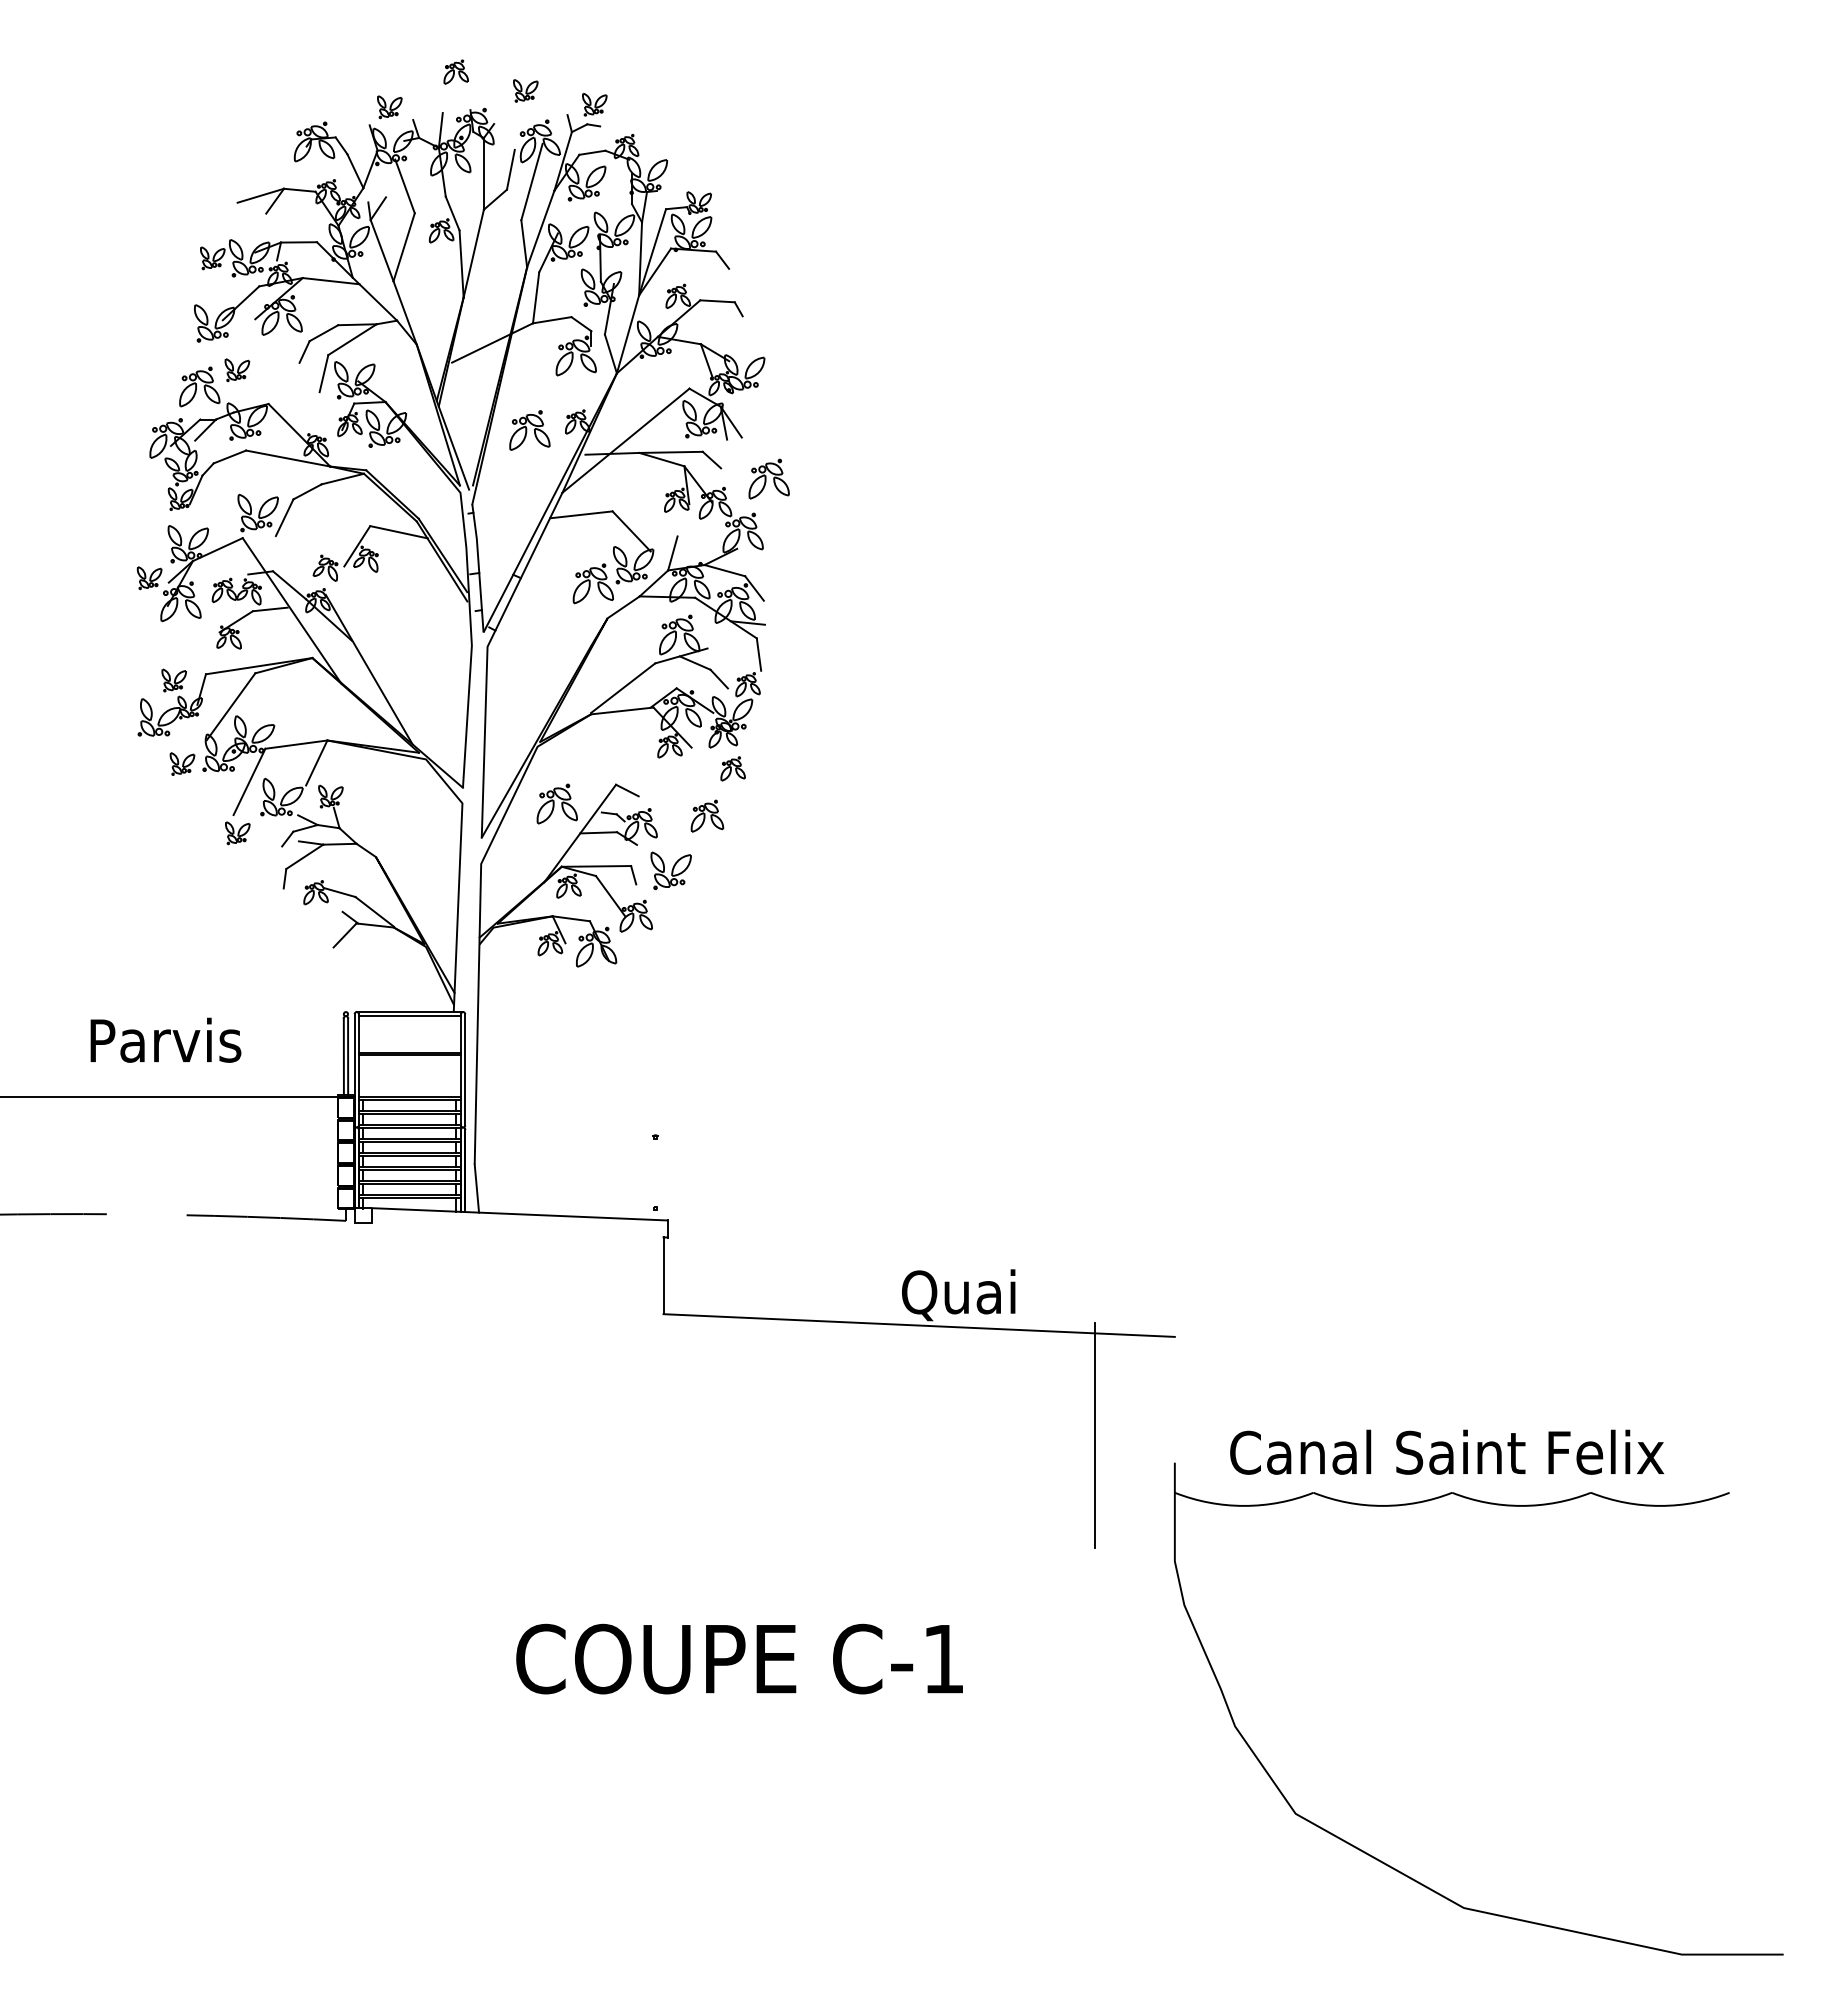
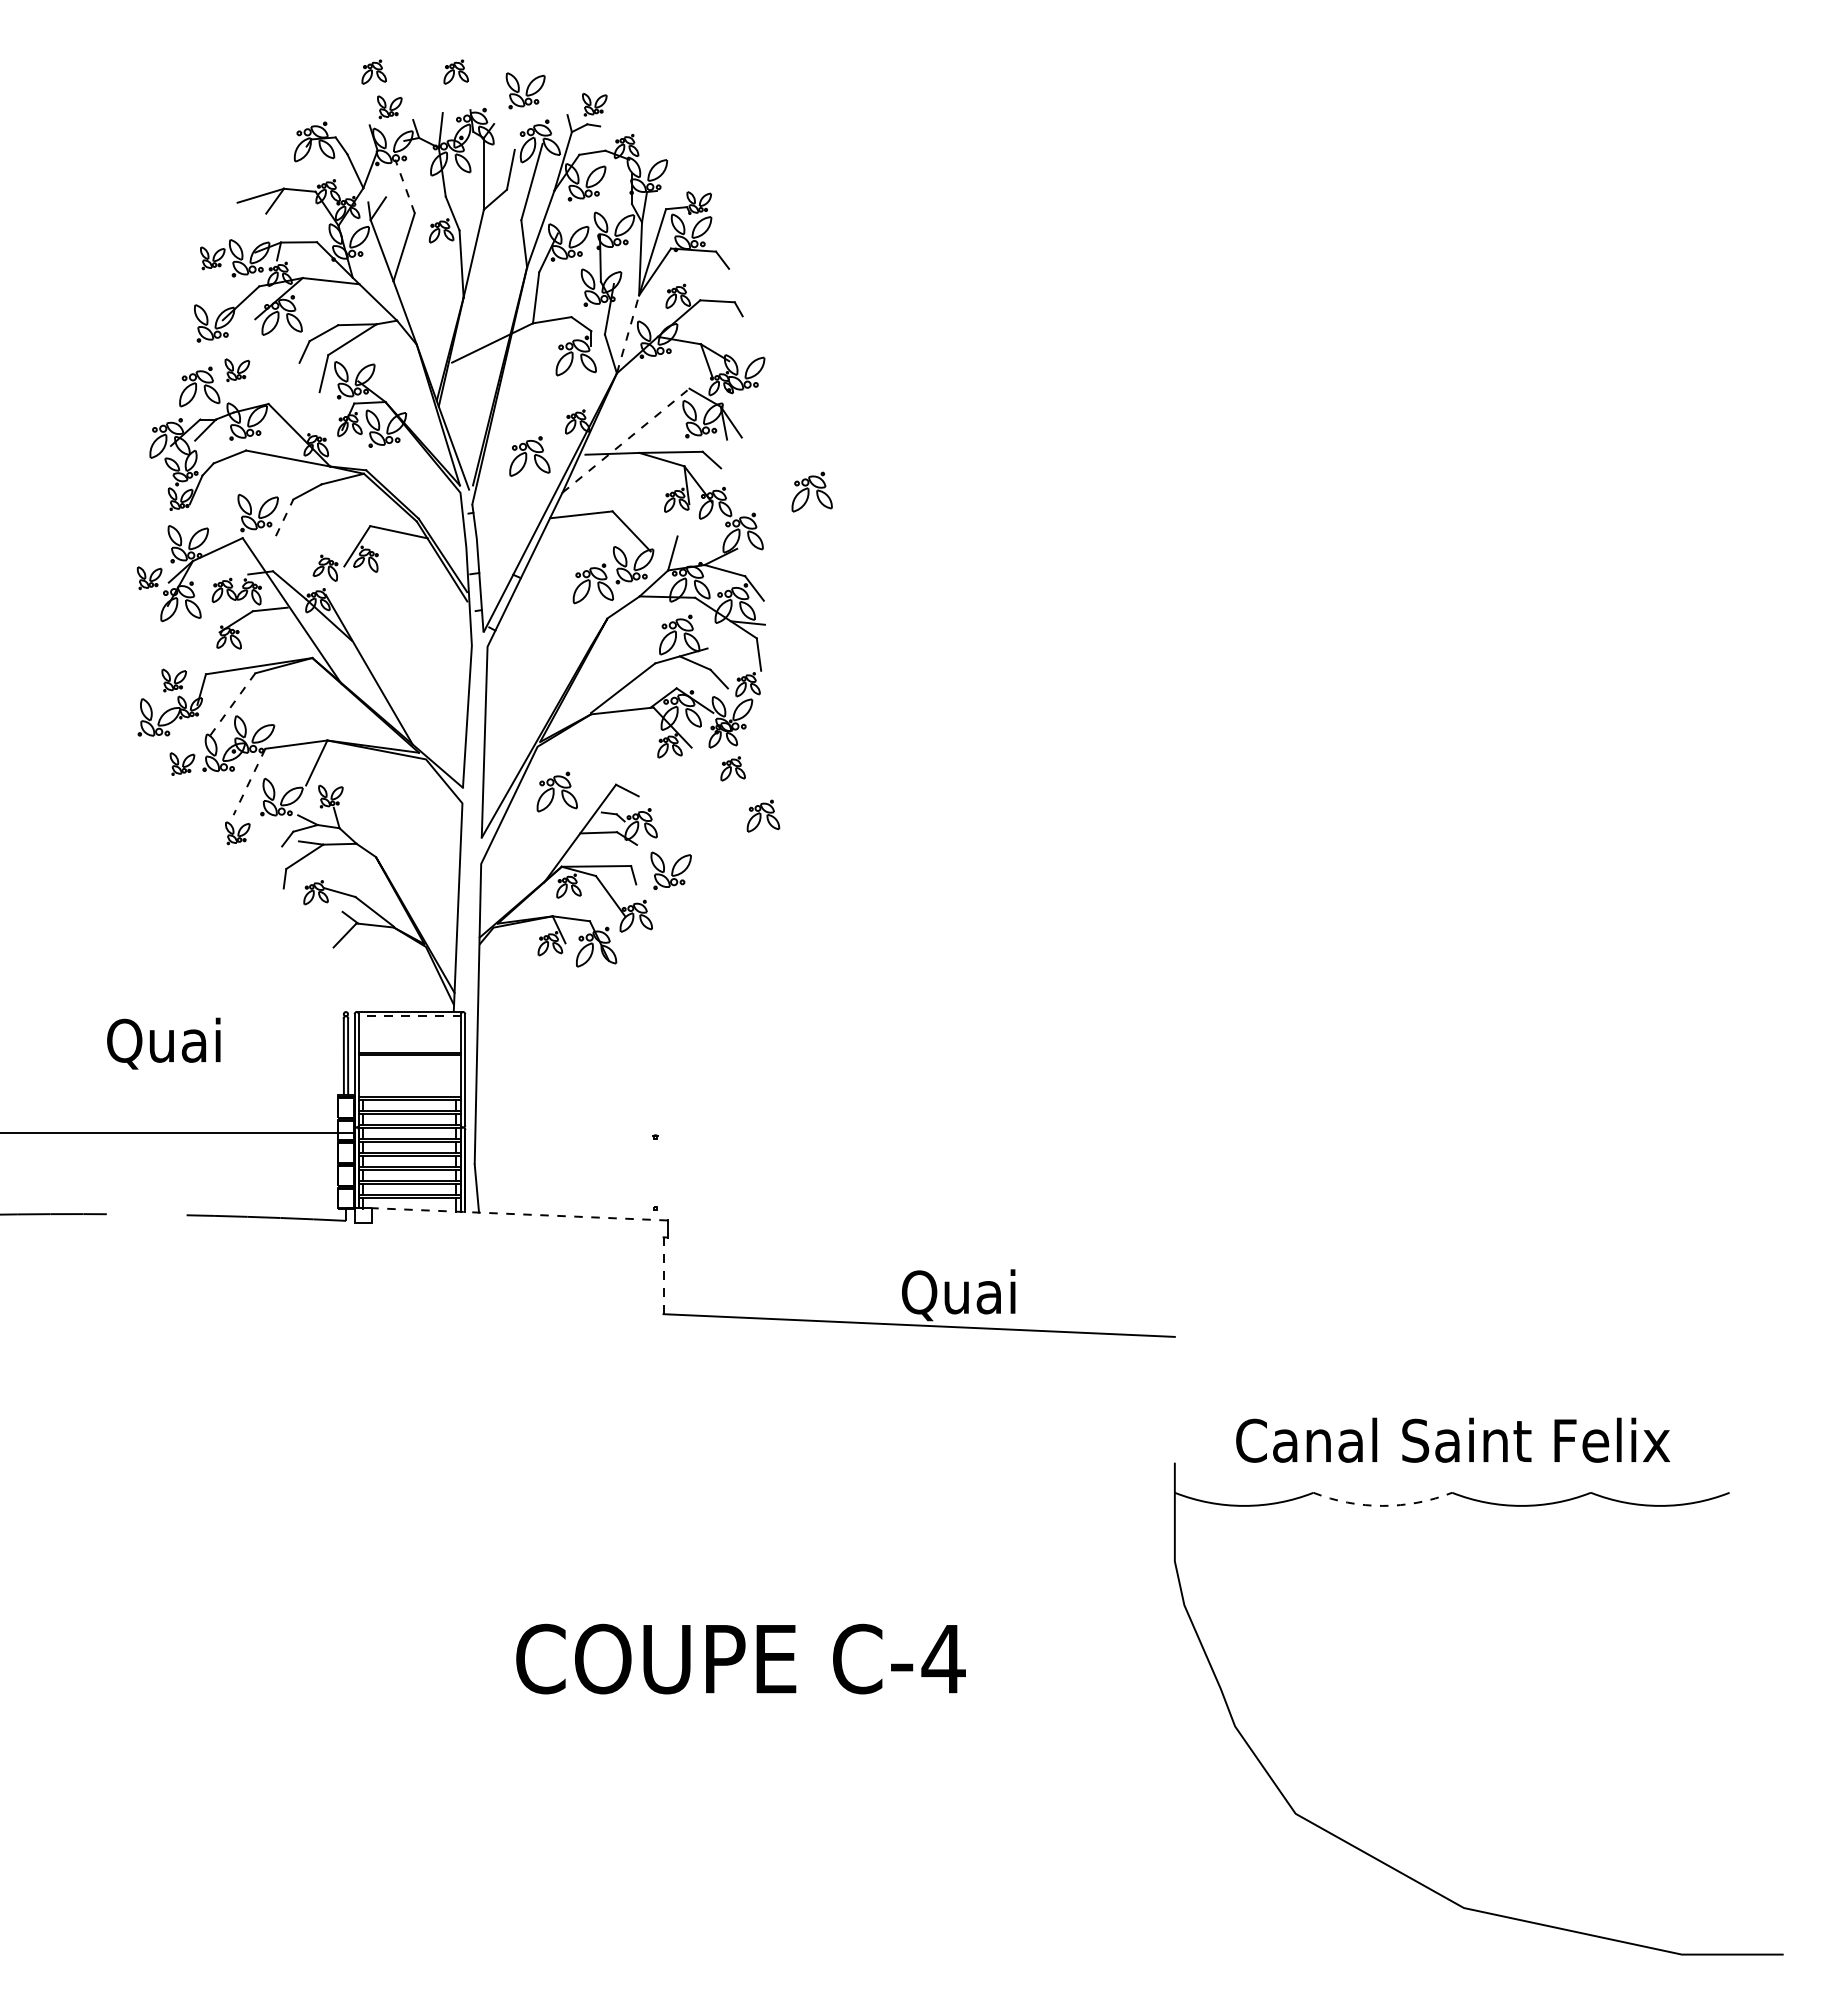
part: none -> present (373, 71)
part size: 26x24 px -> 41x38 px (525, 90)
line: solid -> dashed (405, 186)
line: solid -> dashed (628, 334)
part position: (529, 430) -> (529, 456) (529, 456)
line: solid -> dashed (626, 440)
part position: (768, 478) -> (811, 491) (811, 491)
line: solid -> dashed (284, 517)
line: solid -> dashed (230, 707)
line: solid -> dashed (249, 781)
part position: (556, 803) -> (556, 791) (556, 791)
part position: (707, 815) -> (763, 815) (763, 815)
line: solid -> dashed (409, 1016)
text: Parvis -> Quai (165, 1043)
line position: (178, 1097) -> (178, 1133) (178, 1133)
line: solid -> dashed (519, 1214)
line: solid -> dashed (663, 1276)
line: present -> none (1094, 1435)
text position: (1447, 1451) -> (1453, 1439) (1453, 1439)
arc: solid -> dashed (1382, 1505)
text: C-1 -> C-4 (943, 1659)
